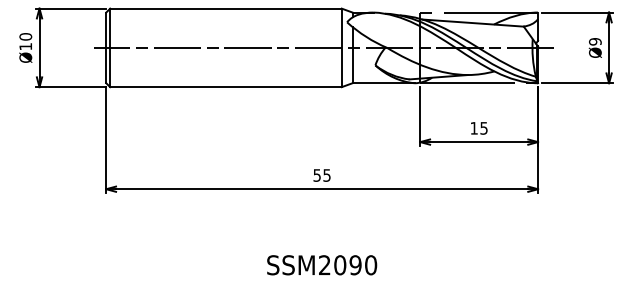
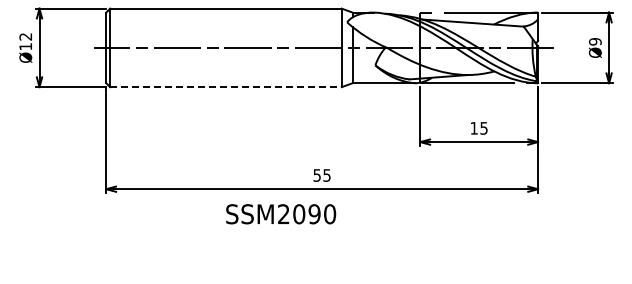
text: Ø10 -> Ø12 (25, 36)
line: solid -> dashed (225, 87)
text position: (322, 265) -> (281, 214) (281, 214)
